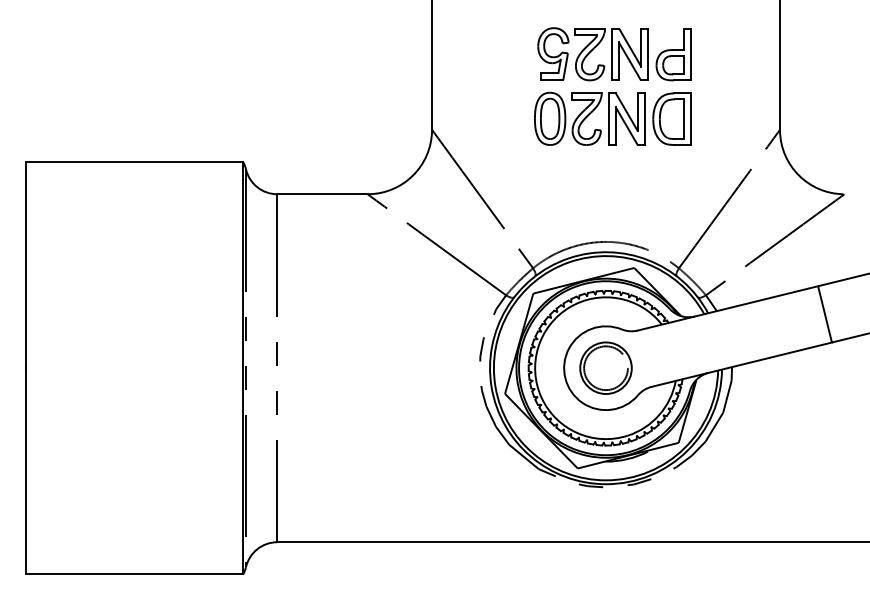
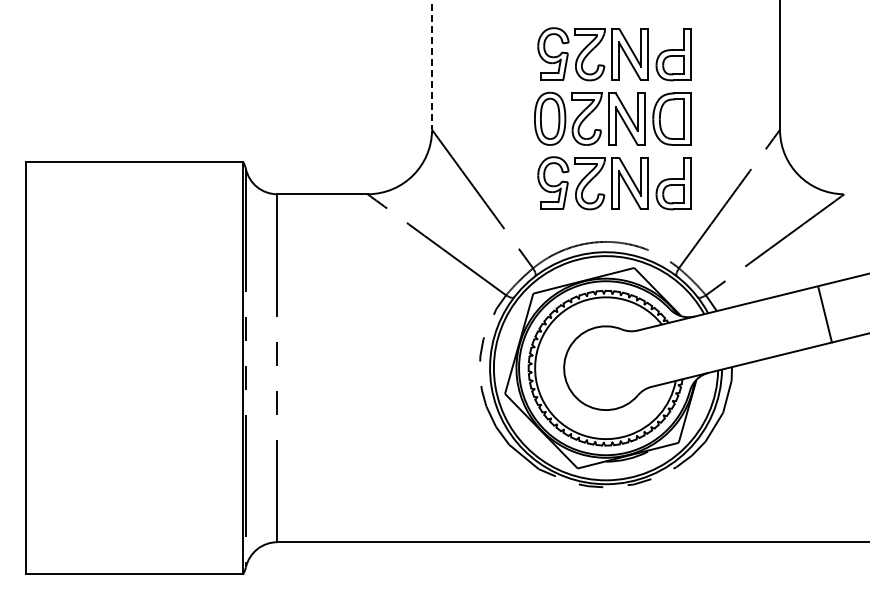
line: solid -> dashed (432, 65)
part: none -> present (614, 183)
part: present -> none (605, 367)
